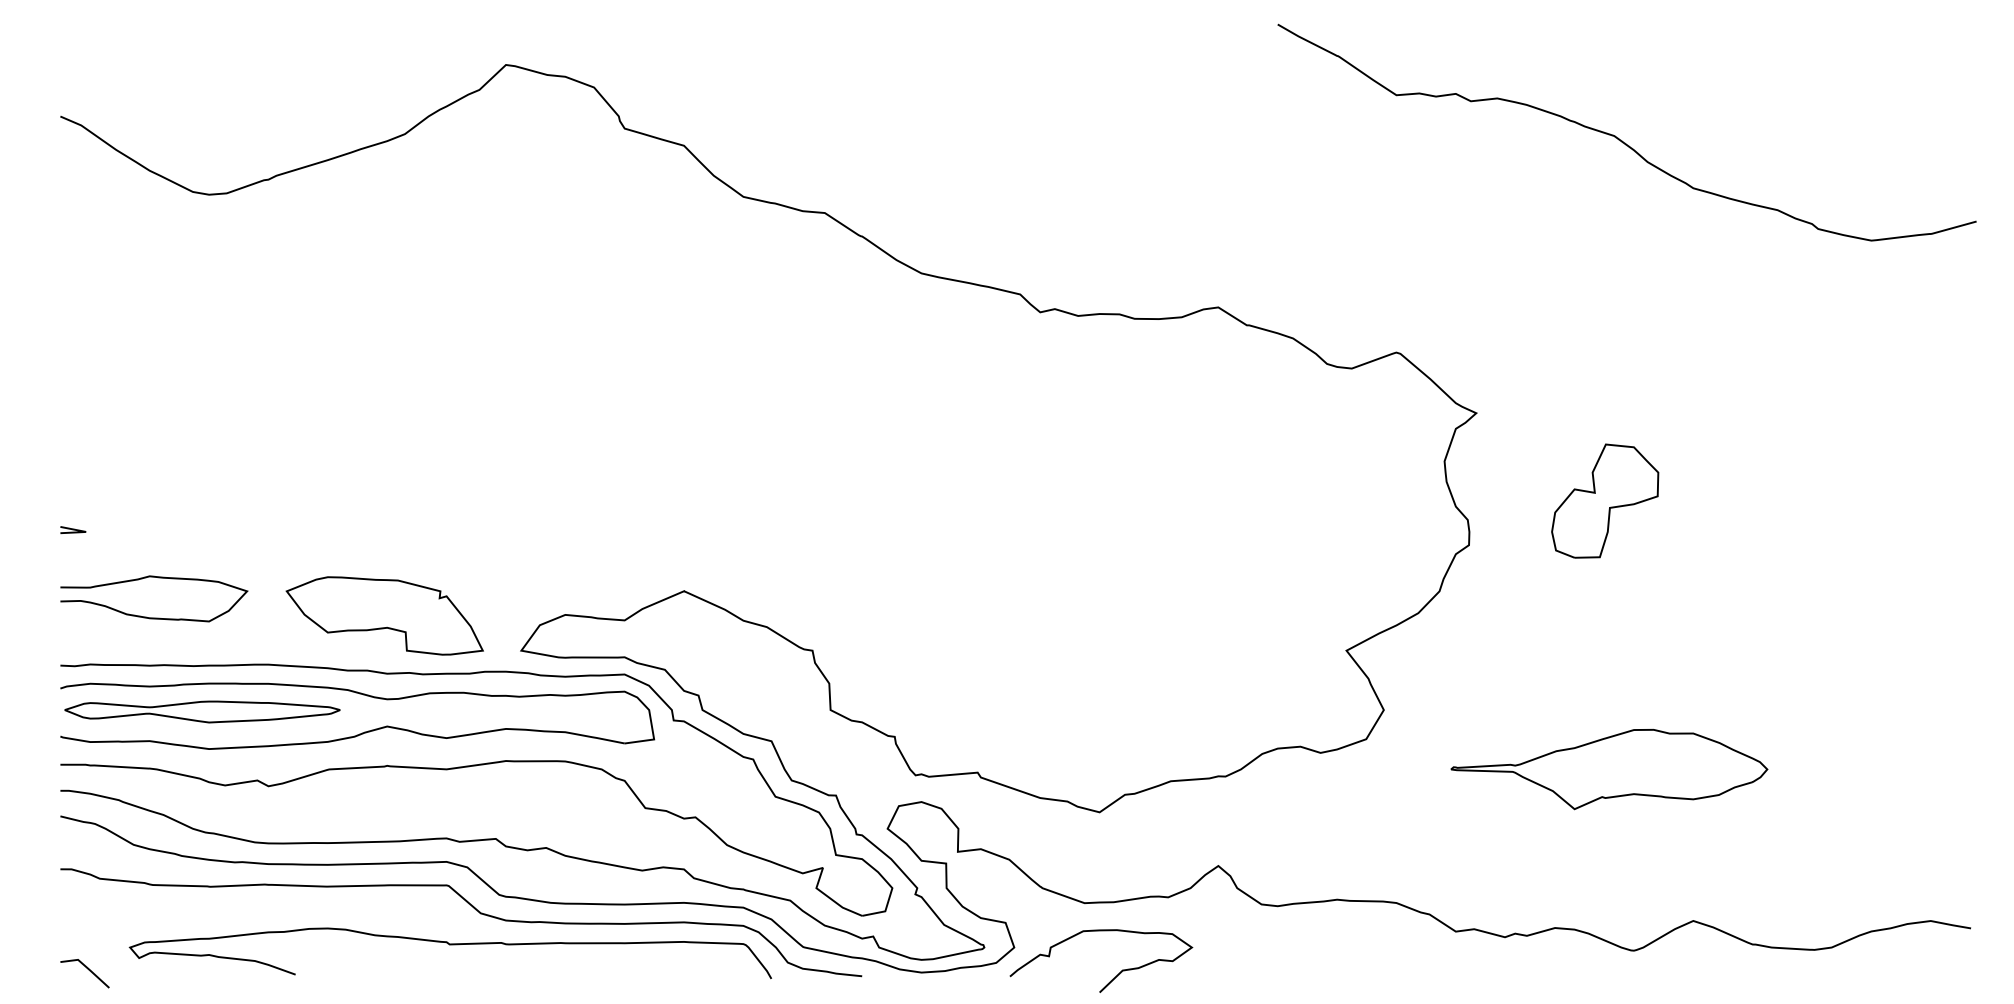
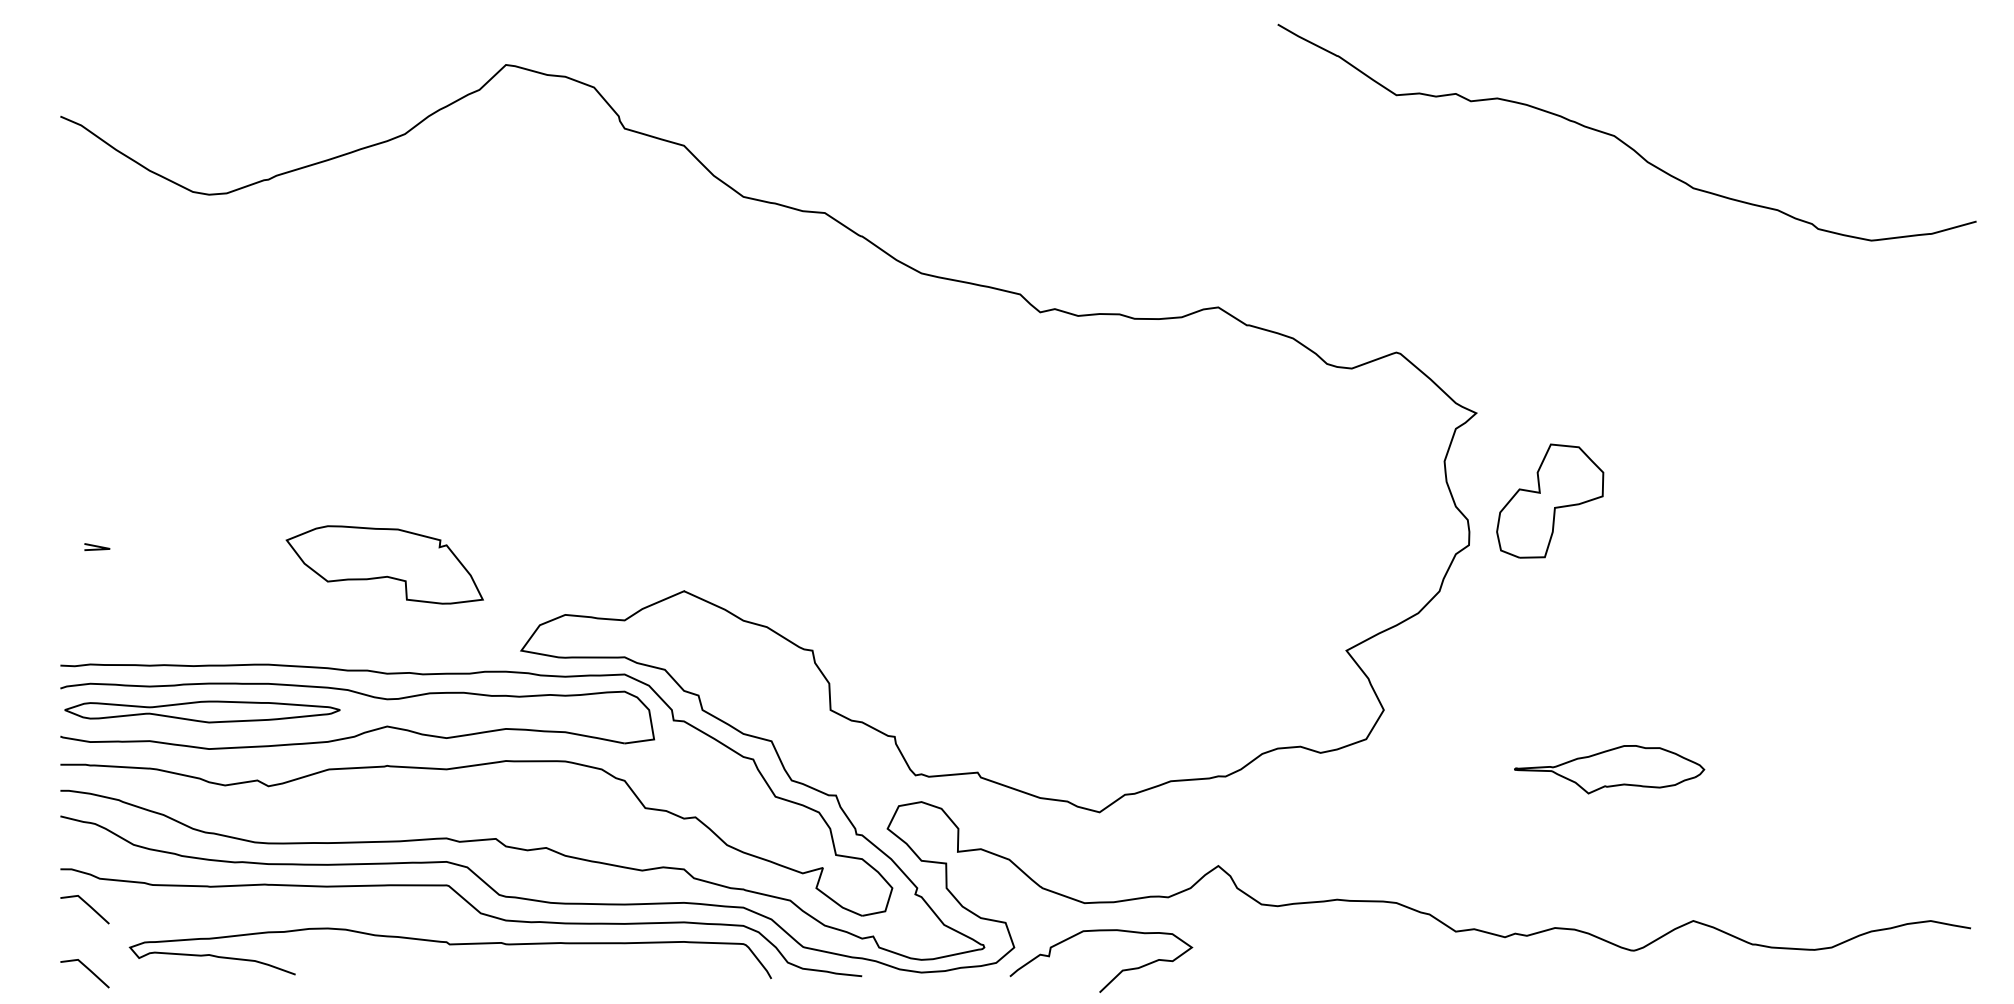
part position: (1605, 500) -> (1550, 500) (1550, 500)
line position: (73, 529) -> (97, 546) (97, 546)
part position: (384, 615) -> (384, 564) (384, 564)
curve: present -> none (154, 617)
part size: 319x82 px -> 192x50 px (1609, 769)
line: none -> present (87, 905)
